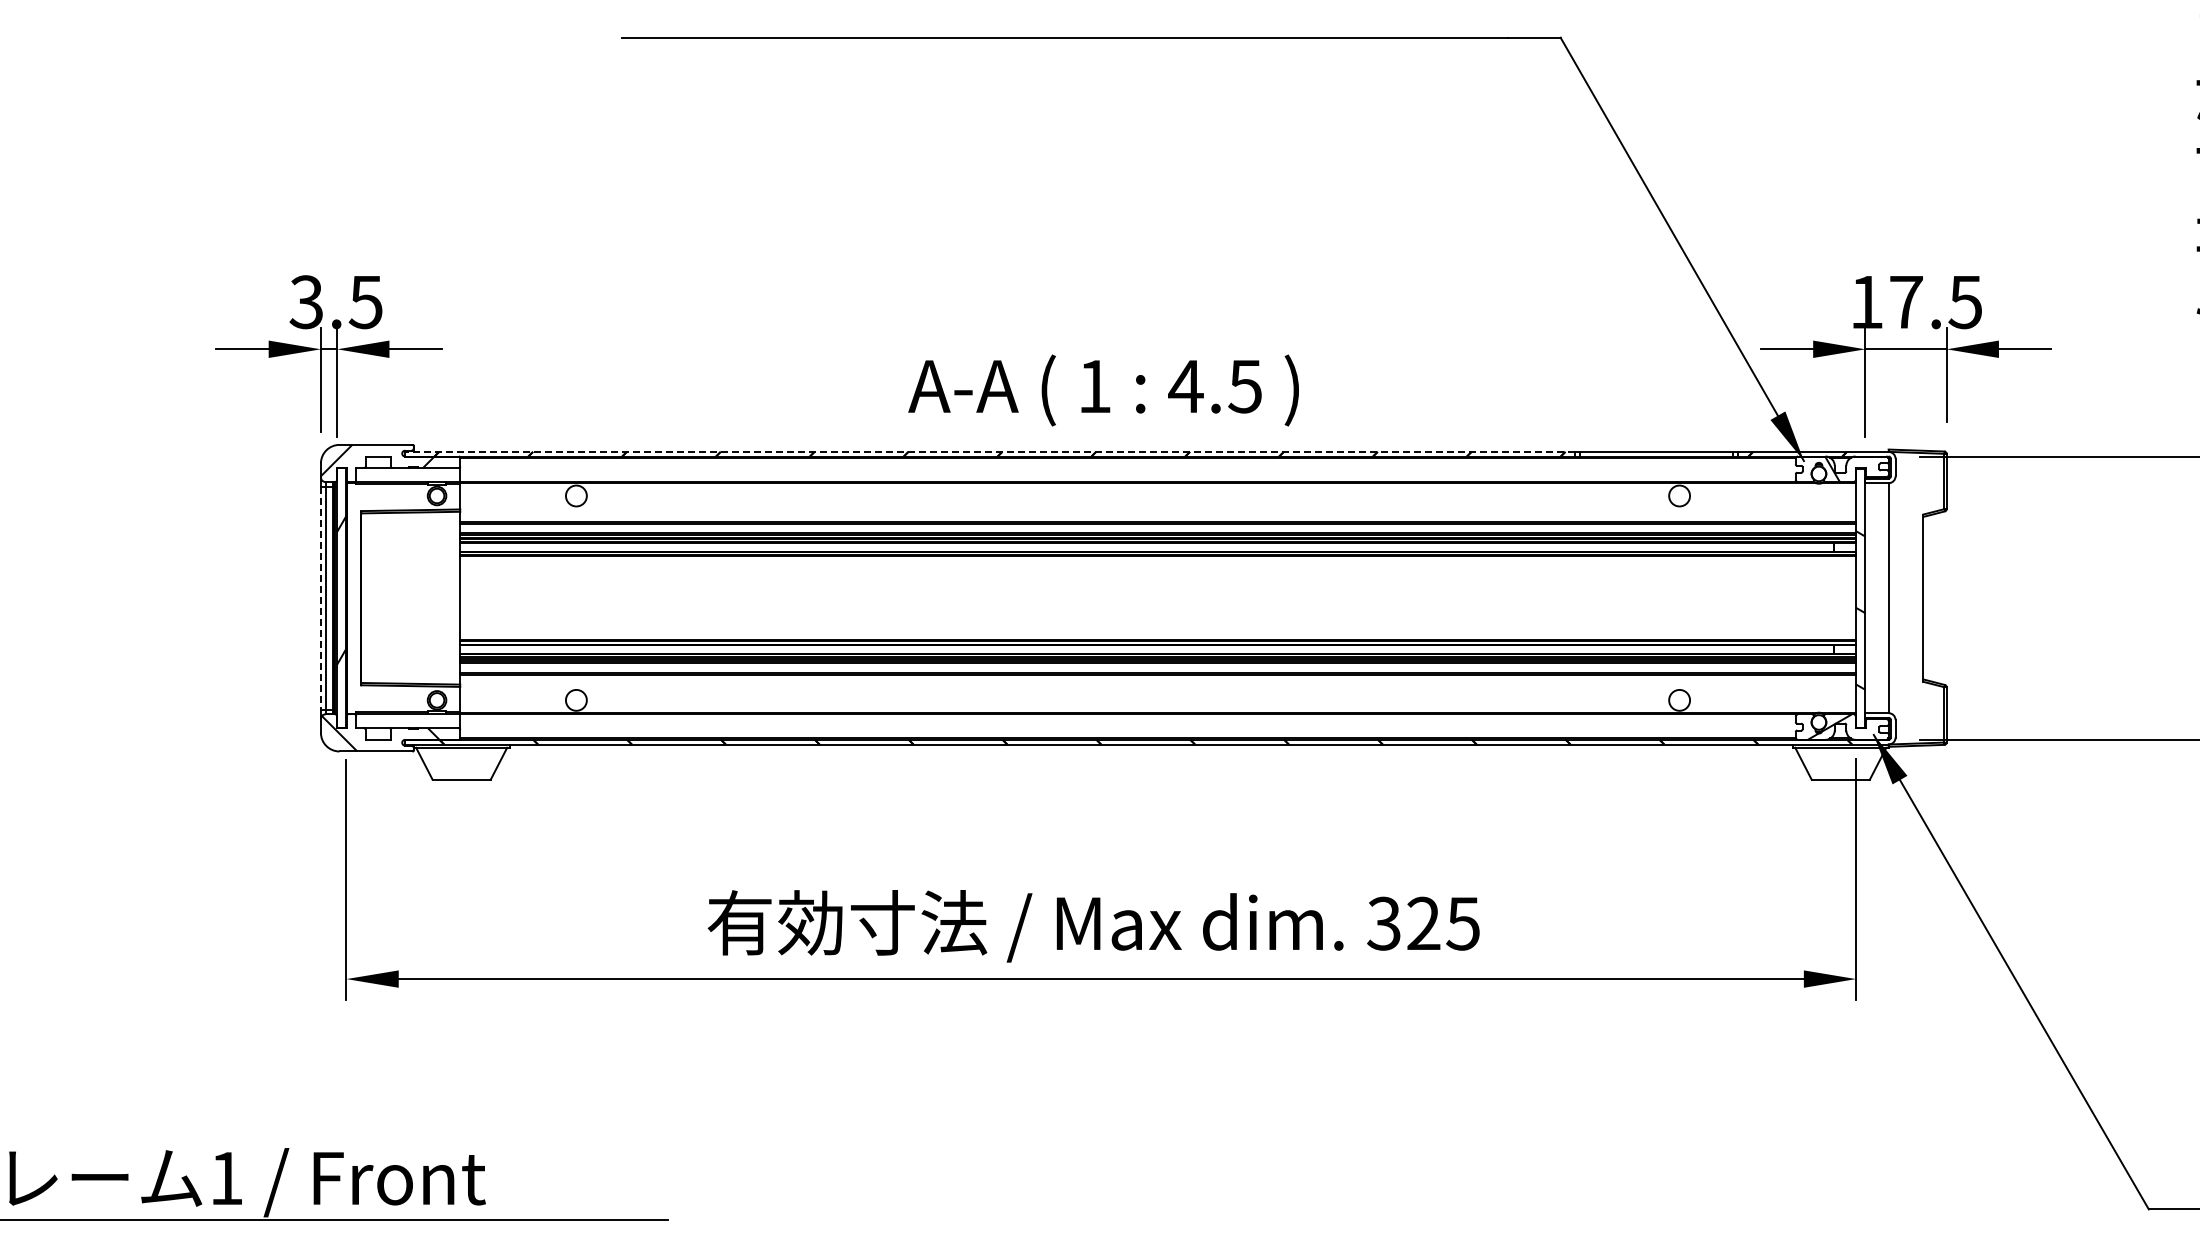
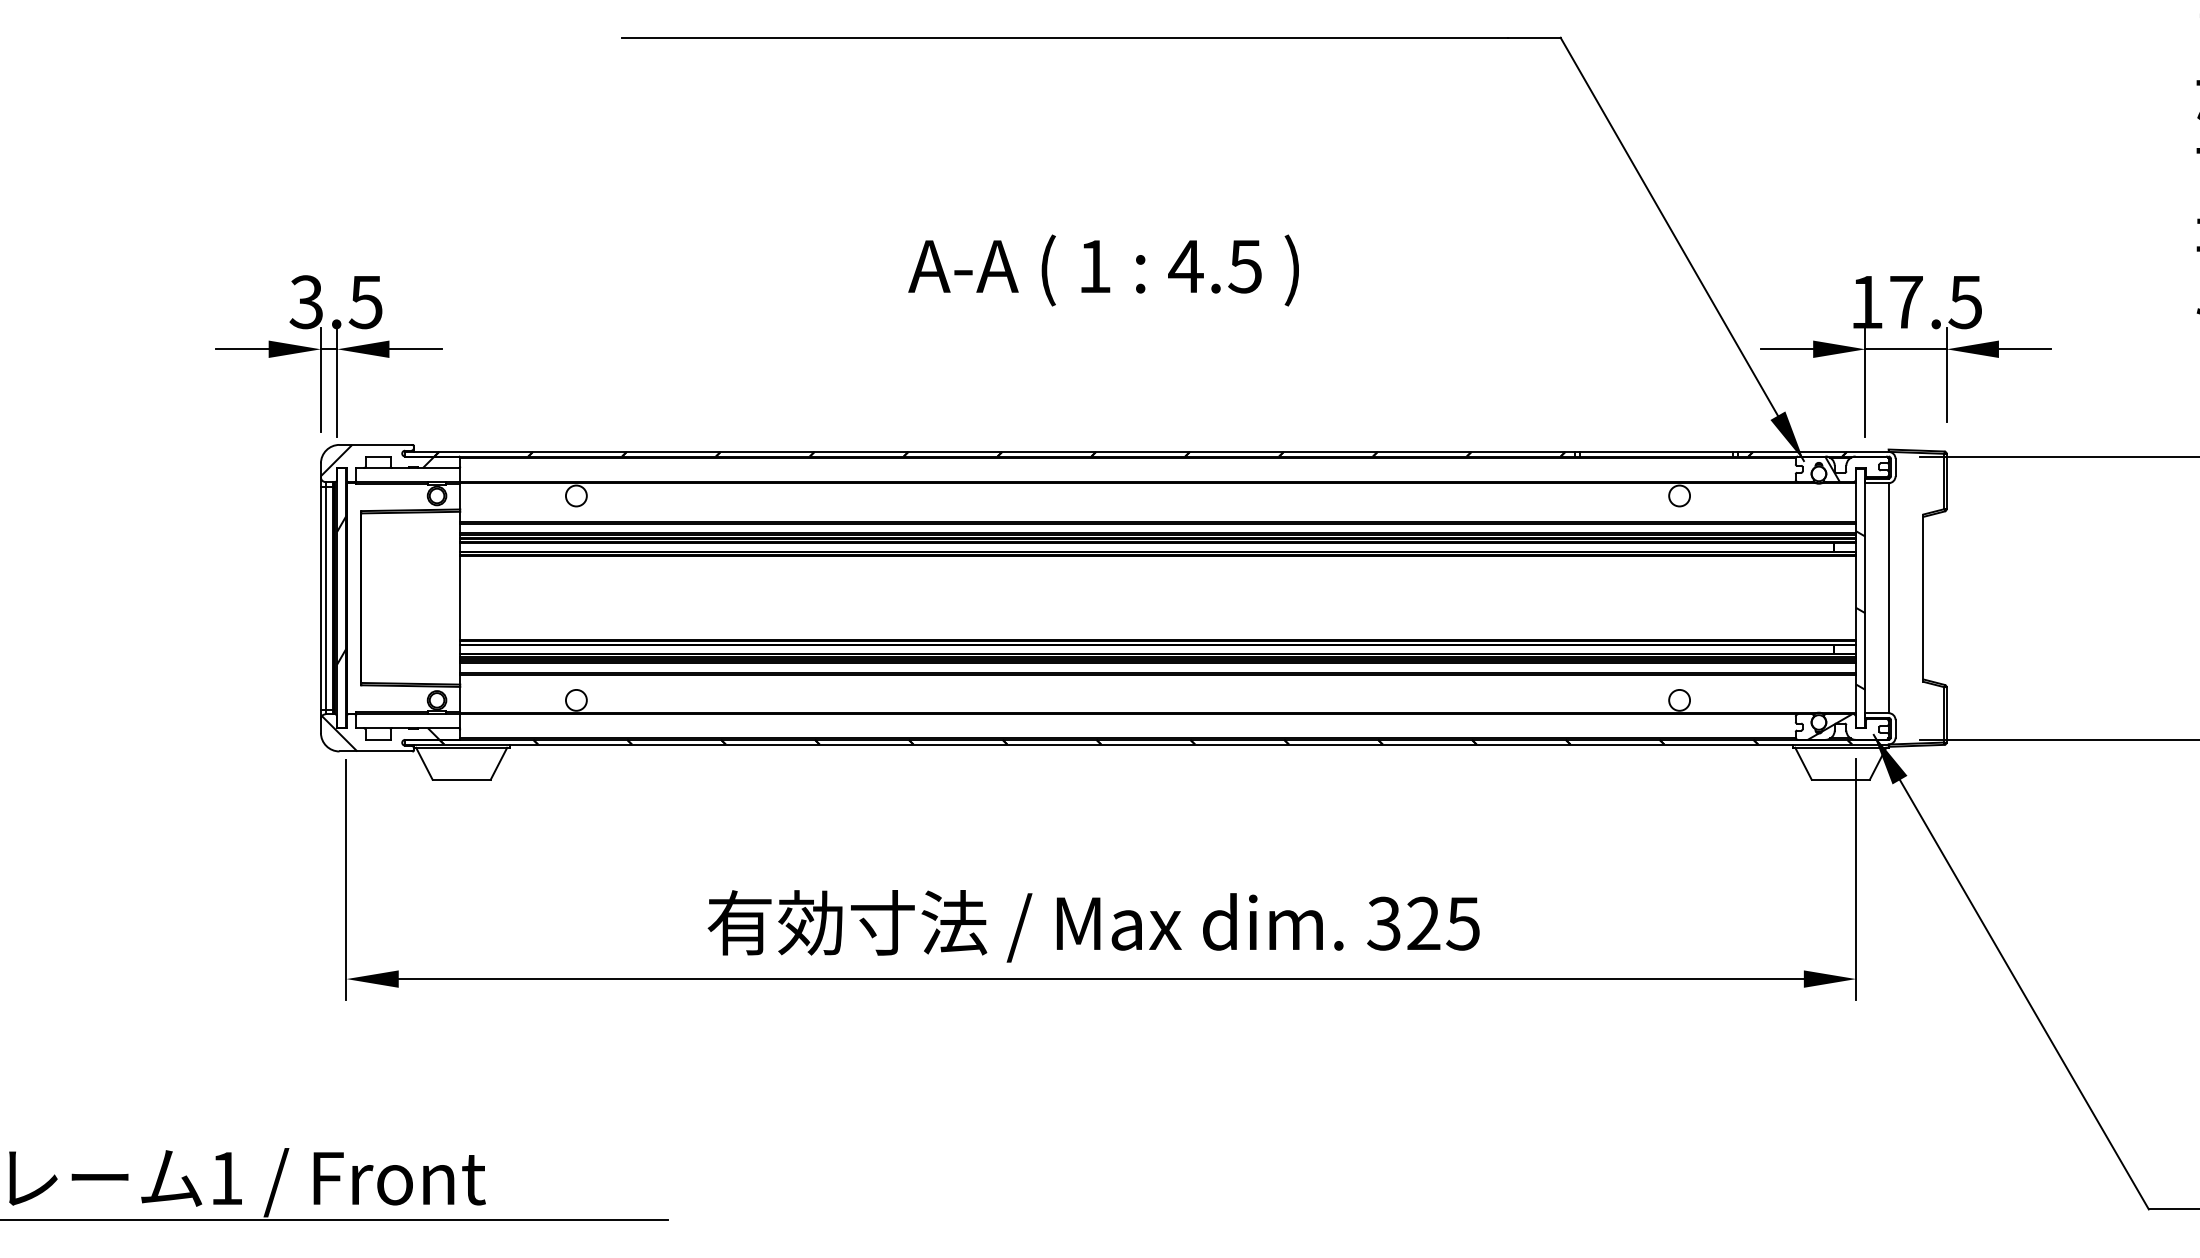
text position: (1103, 390) -> (1103, 270) (1103, 270)
line: dashed -> solid (989, 451)
line: dashed -> solid (320, 598)
